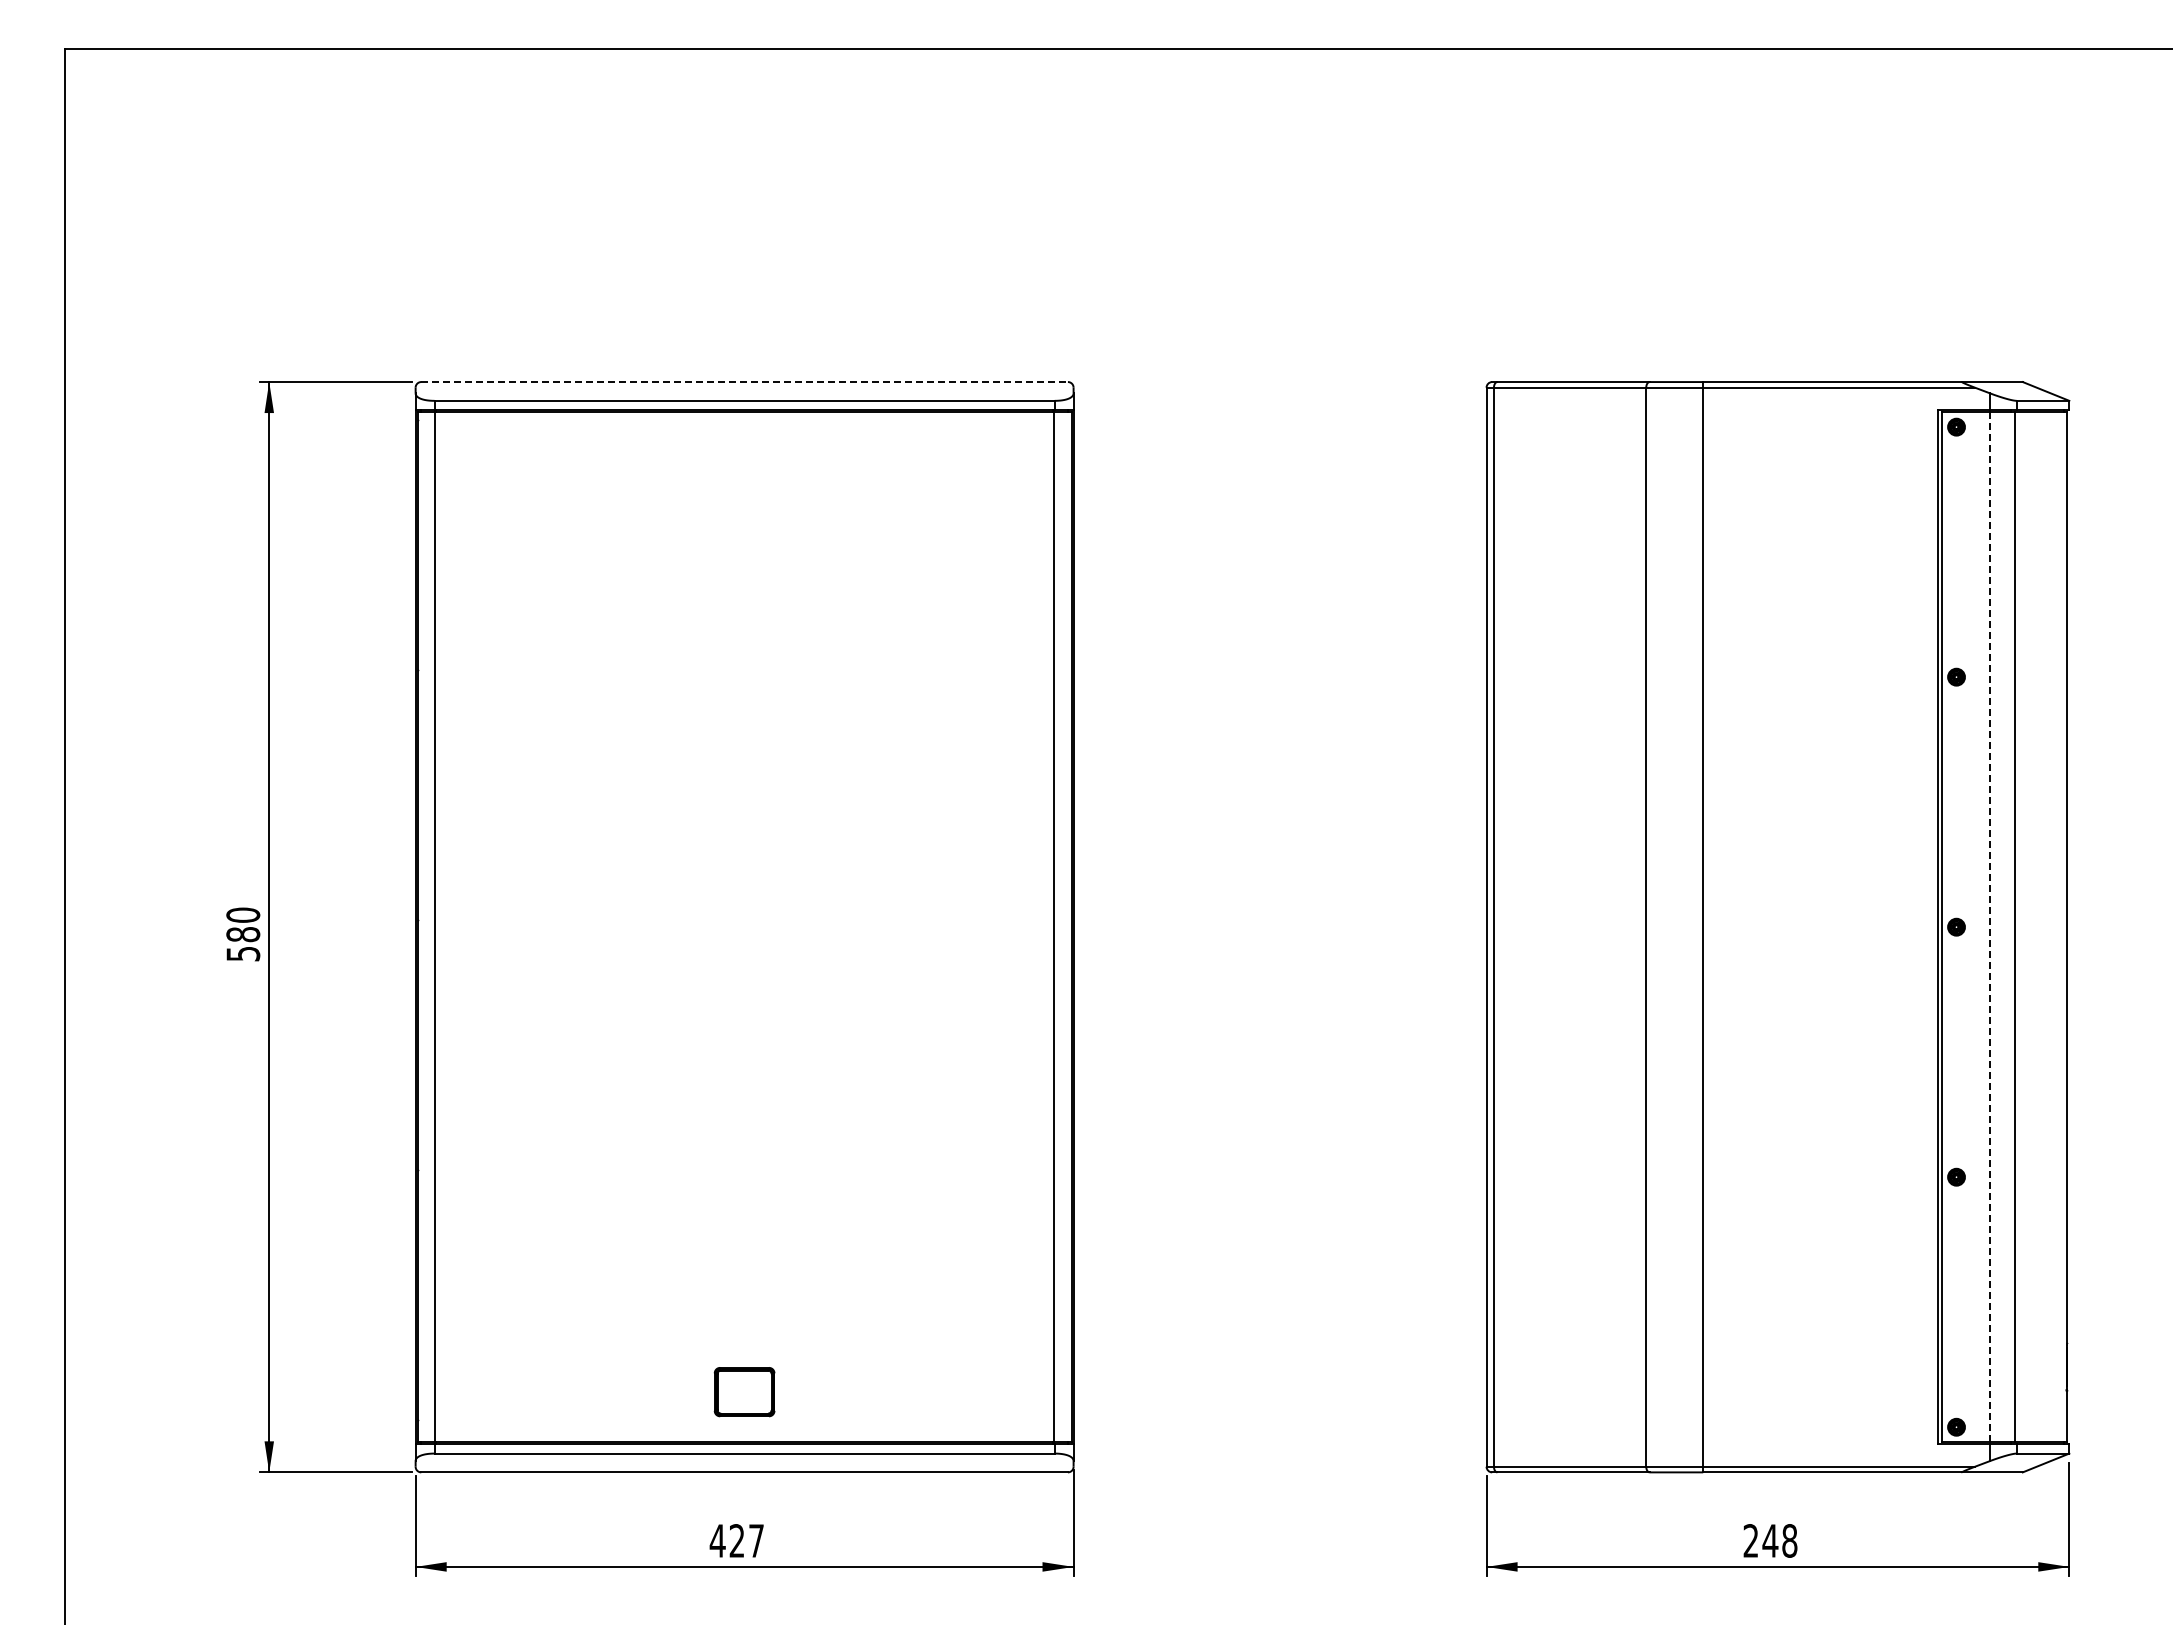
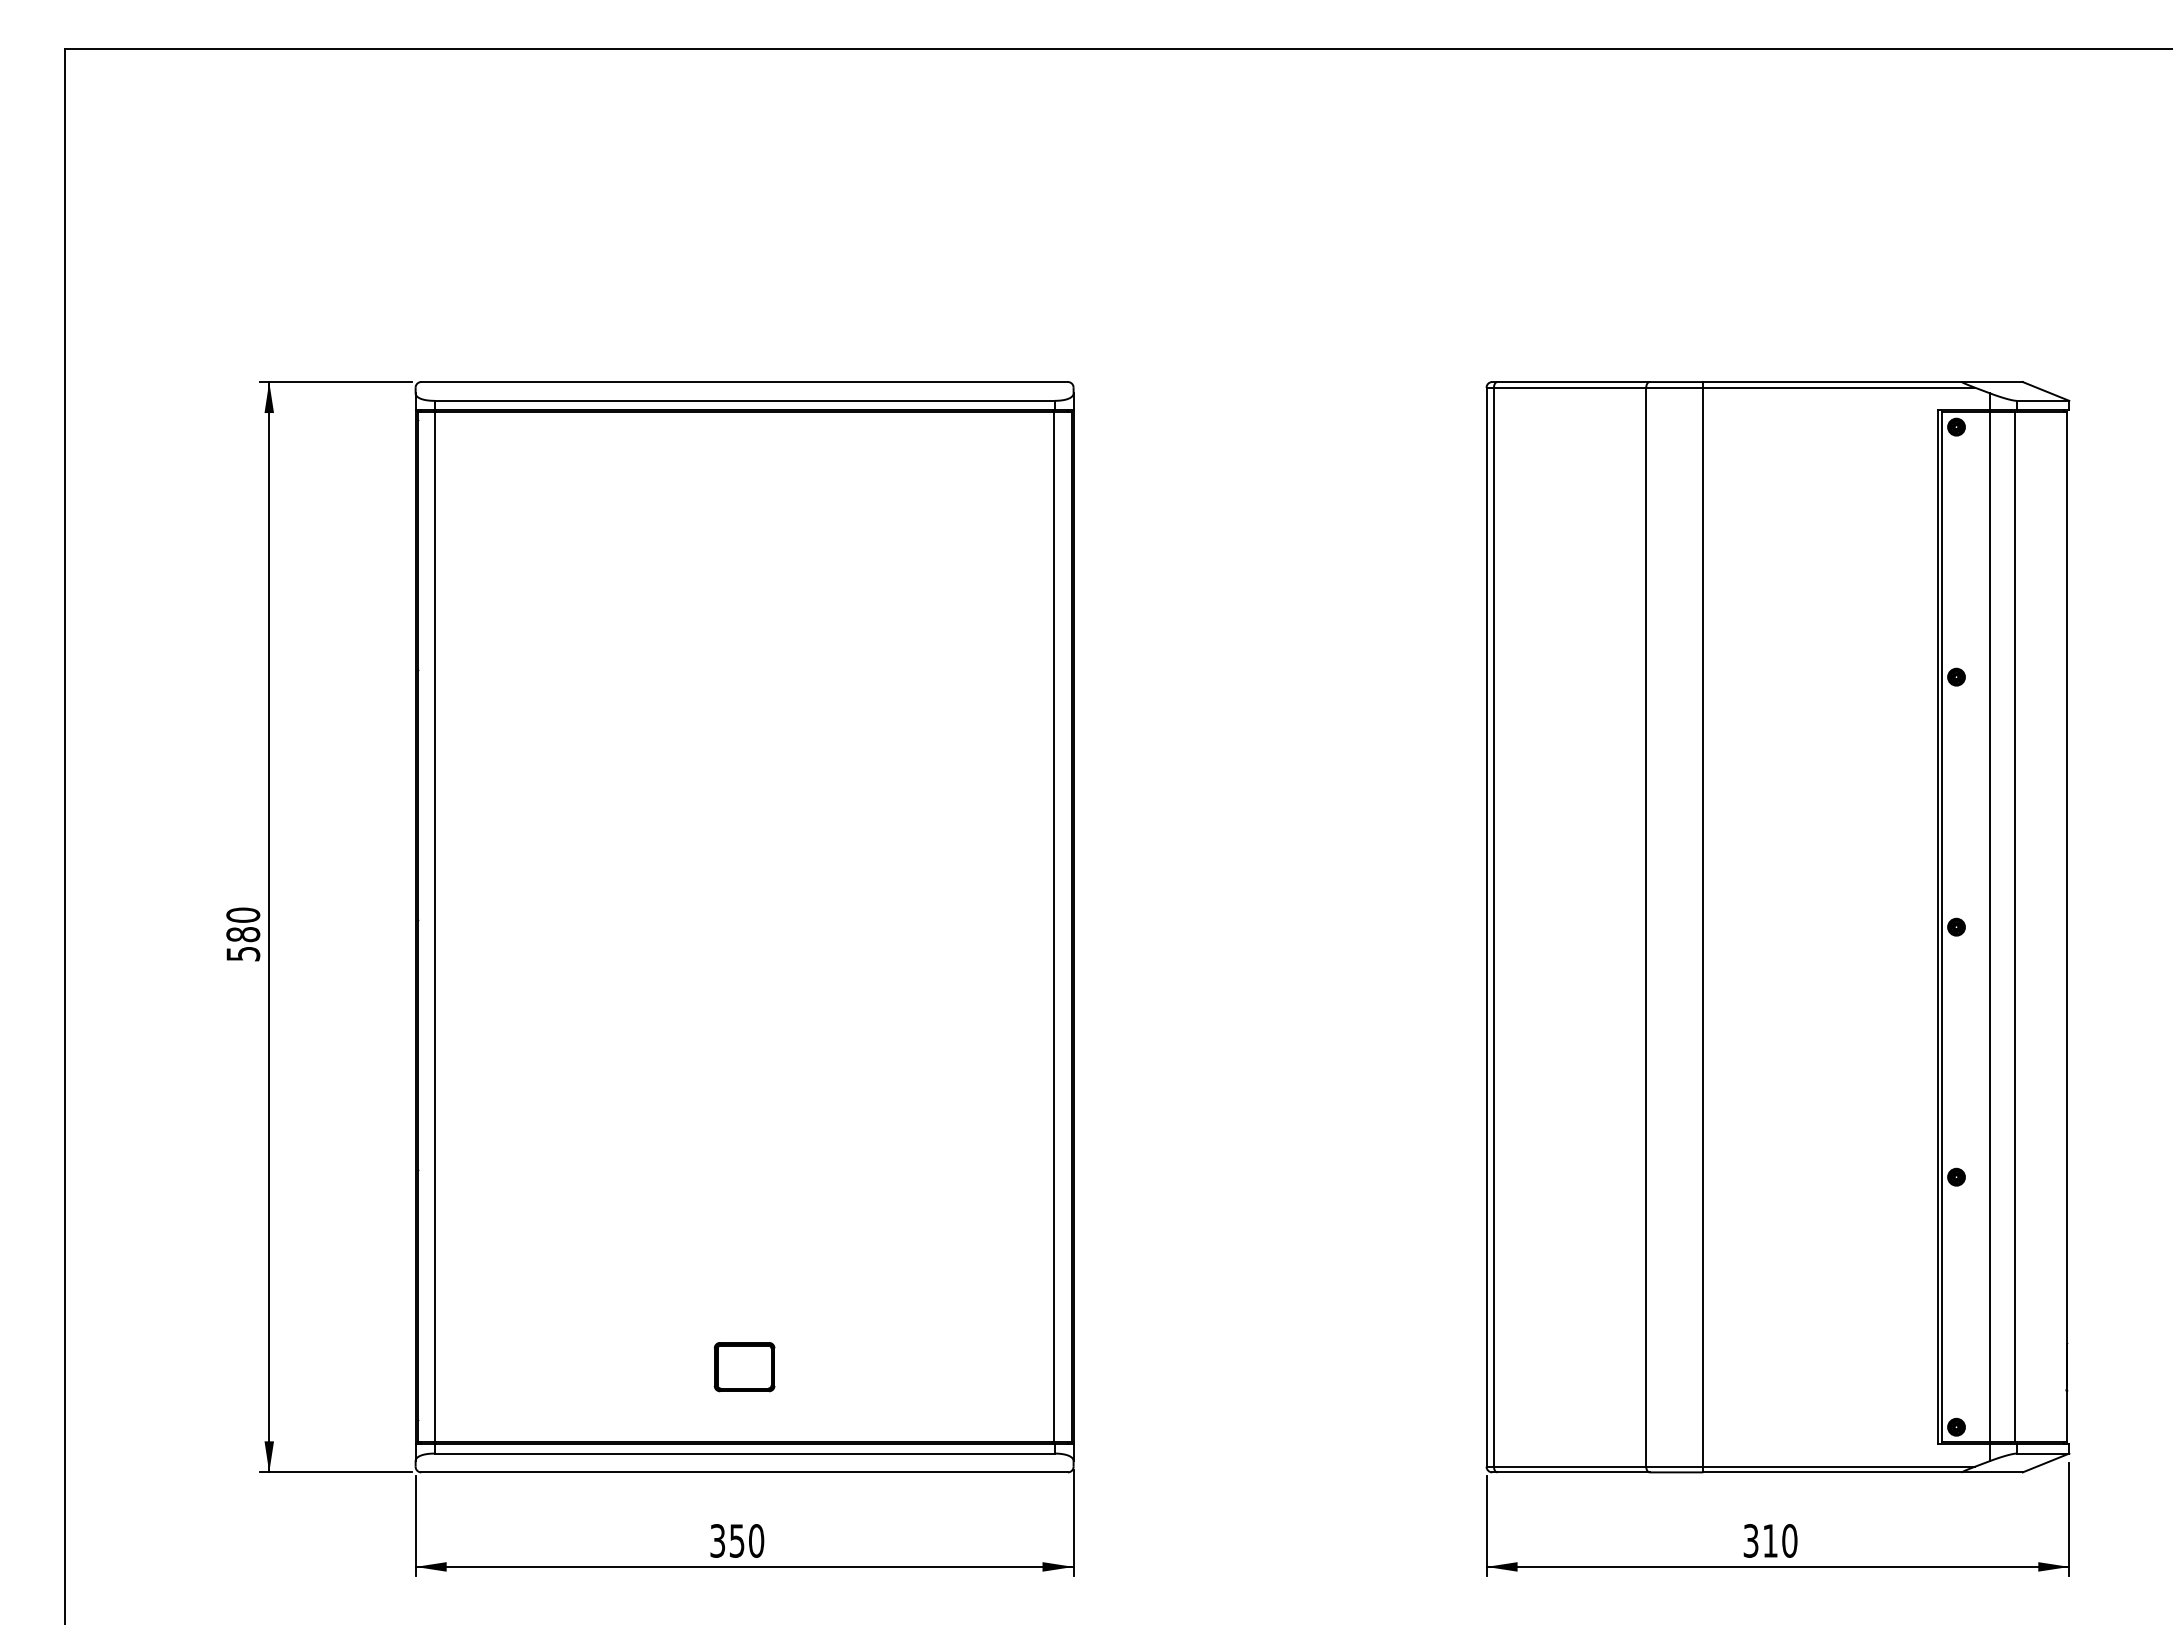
line: dashed -> solid (745, 382)
line: dashed -> solid (1990, 927)
part position: (744, 1392) -> (744, 1367) (744, 1367)
text: 427 -> 350 (736, 1540)
text: 248 -> 310 (1770, 1540)
